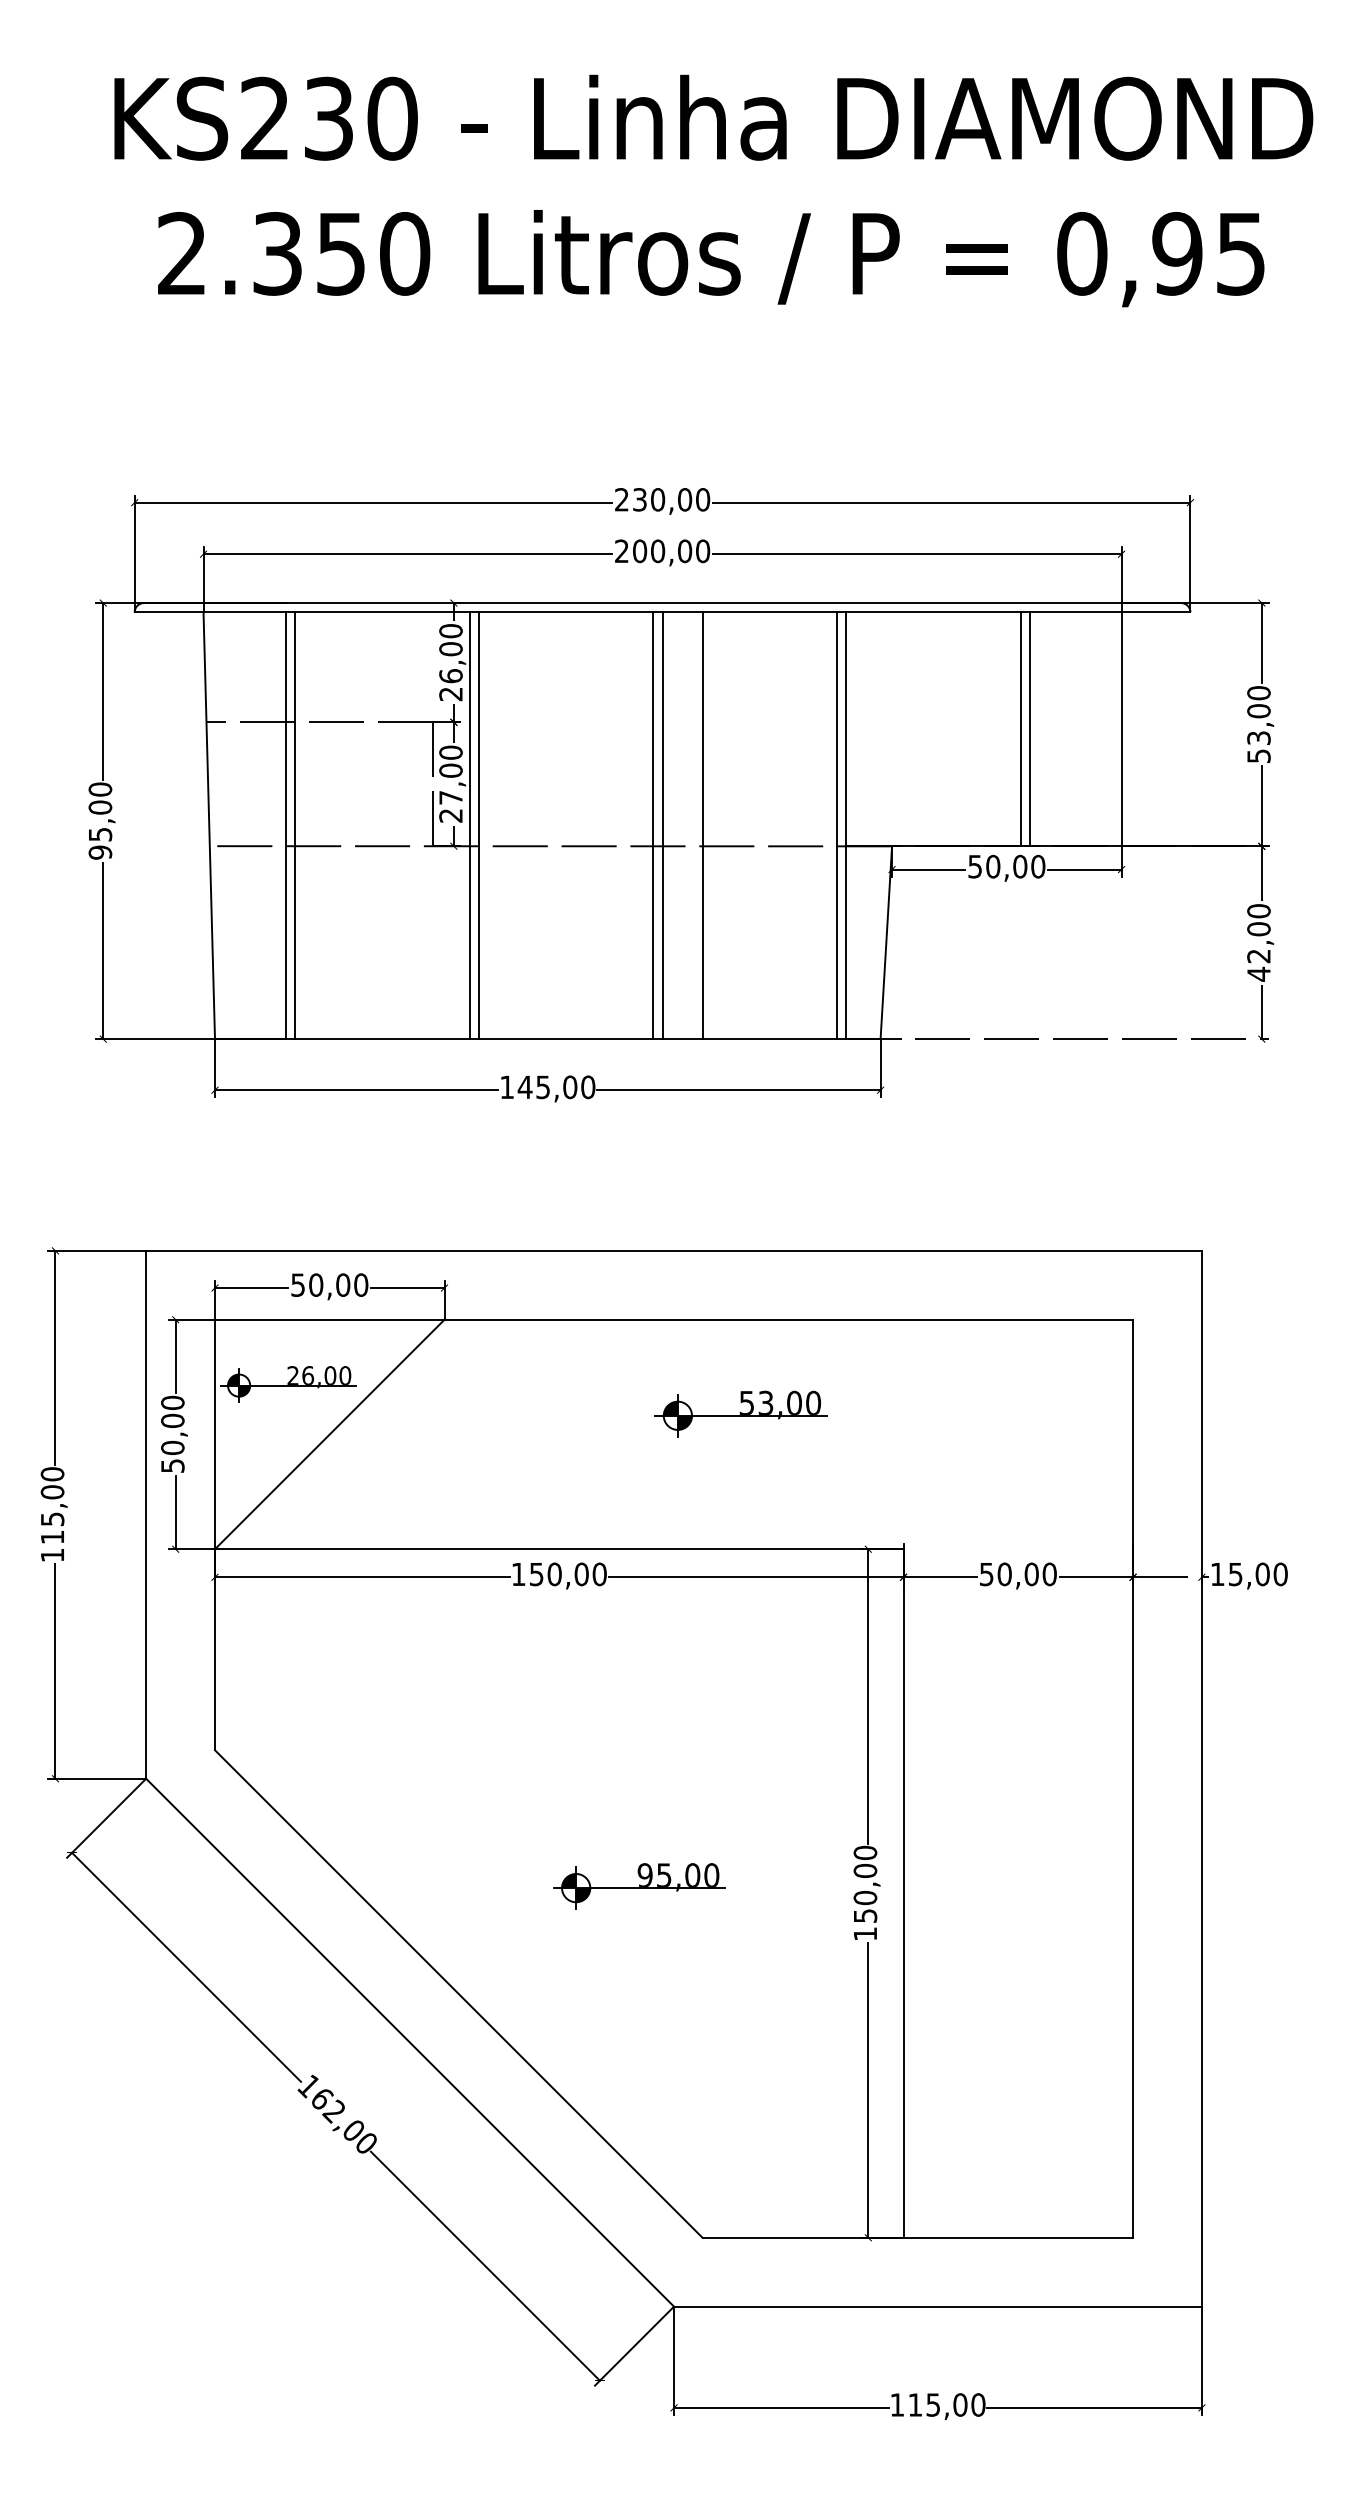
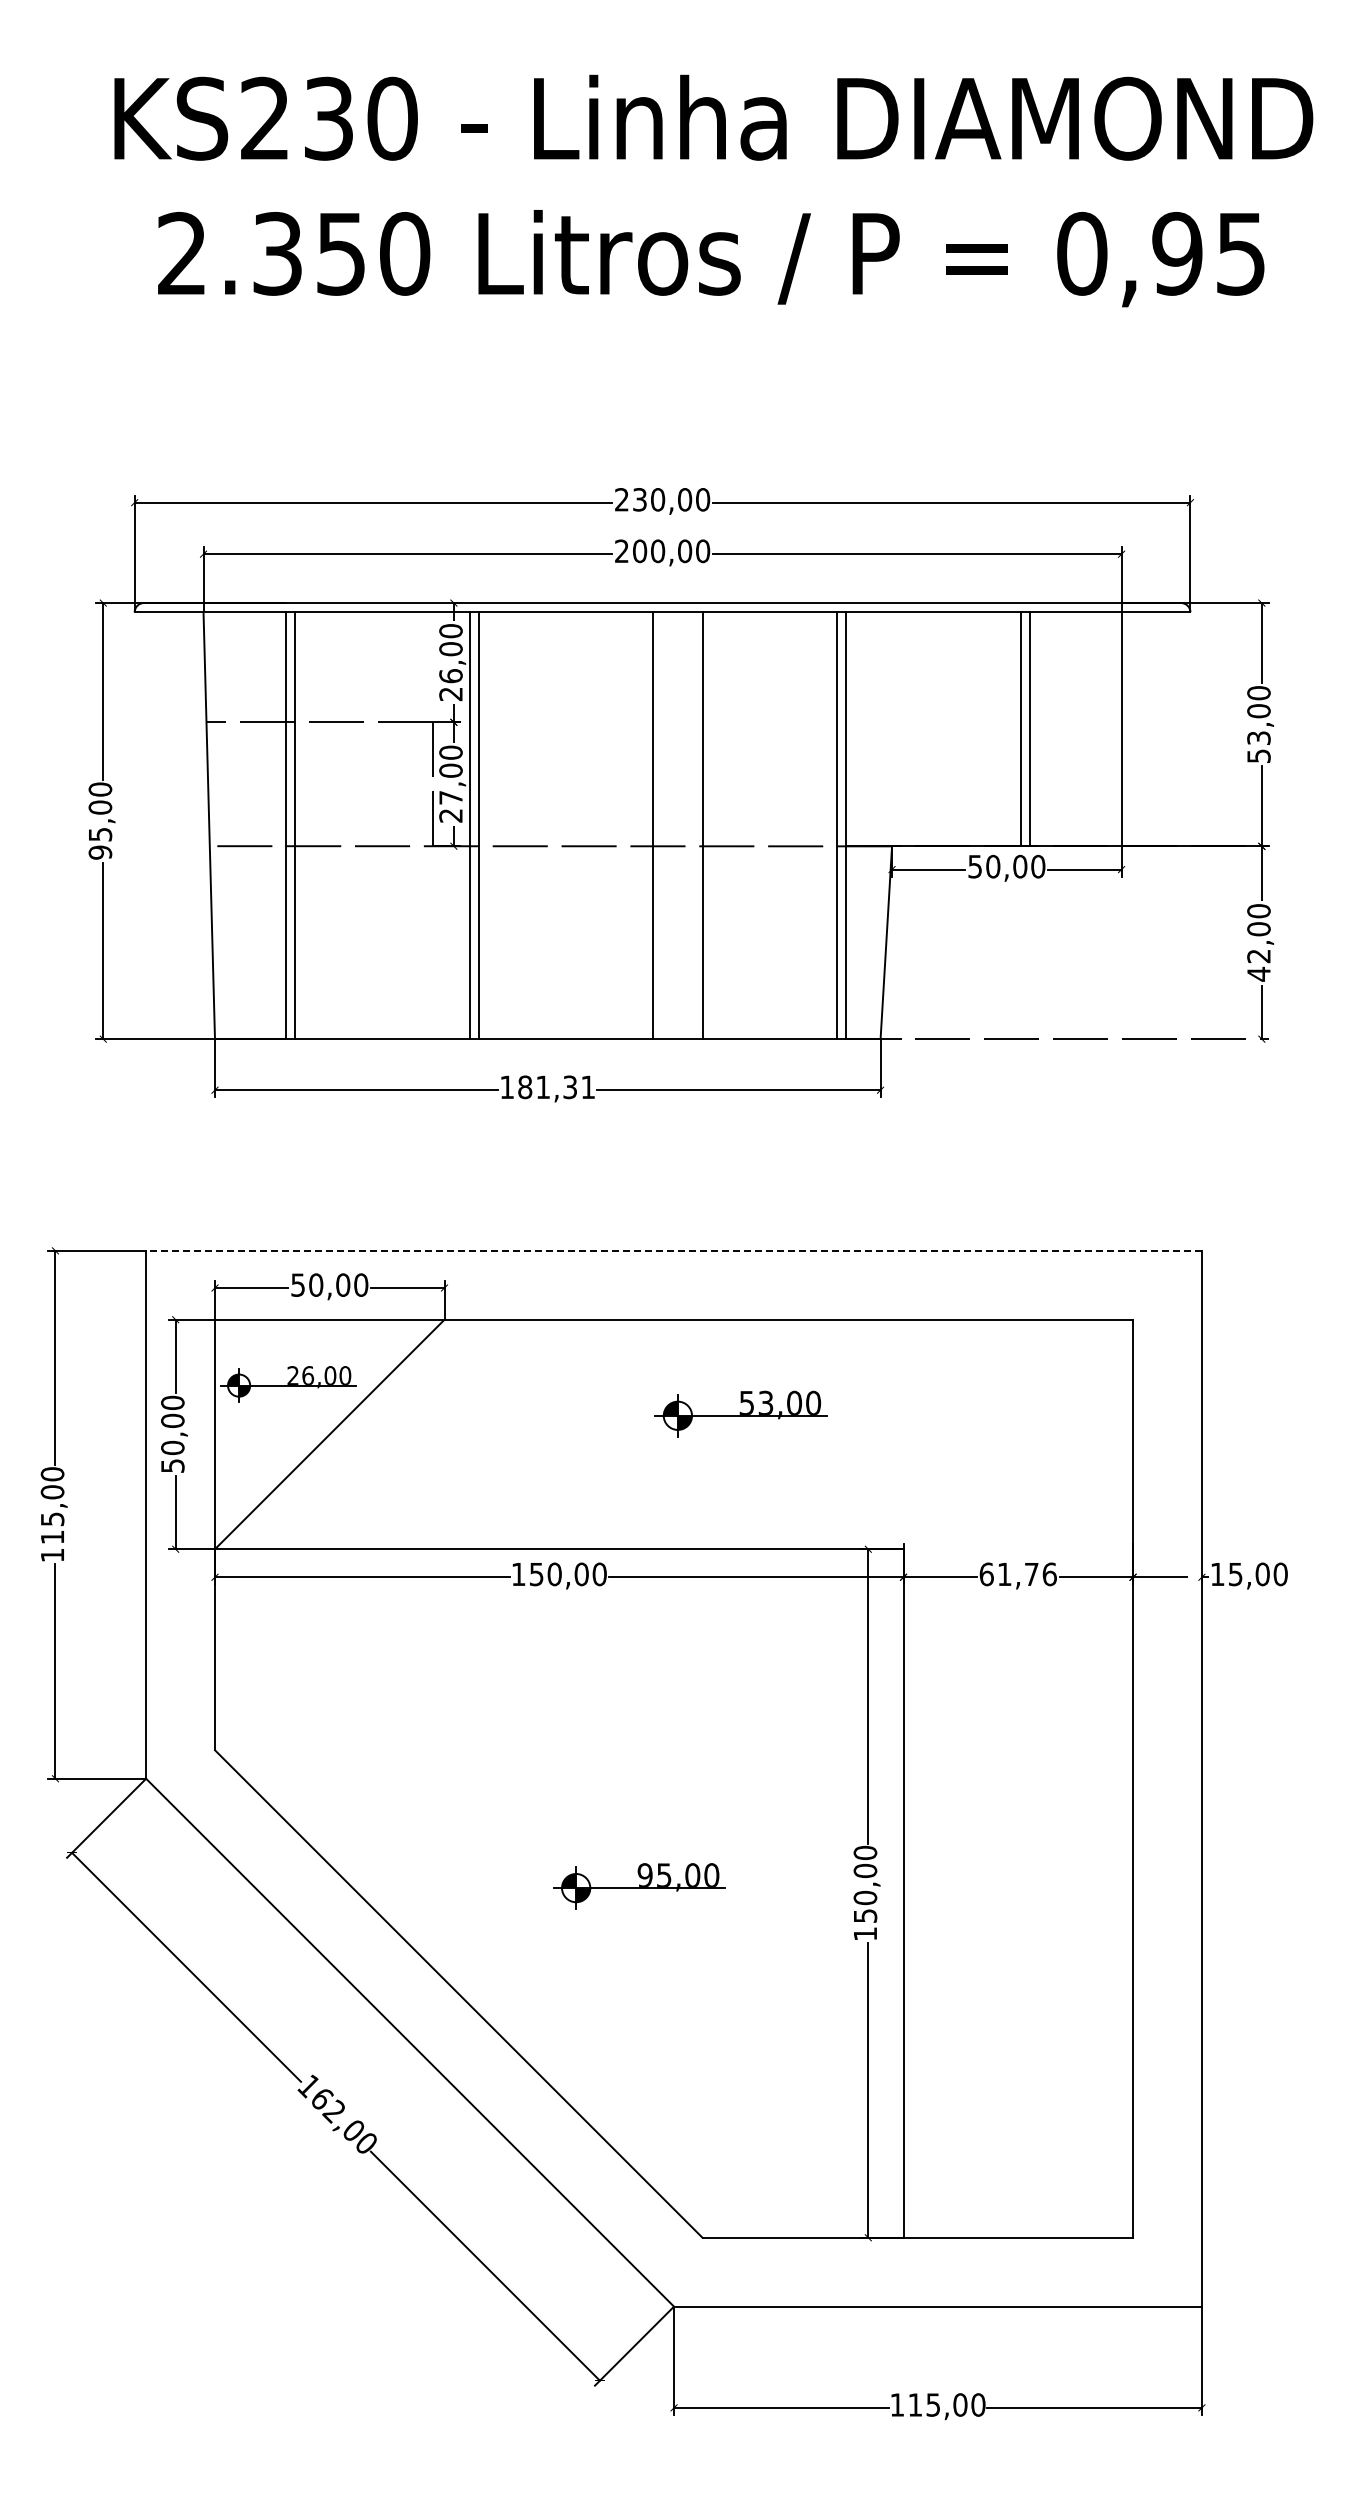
line: present -> none (662, 825)
text: 145,00 -> 181,31 (556, 1087)
line: solid -> dashed (674, 1250)
text: 50,00 -> 61,76 (1017, 1574)
